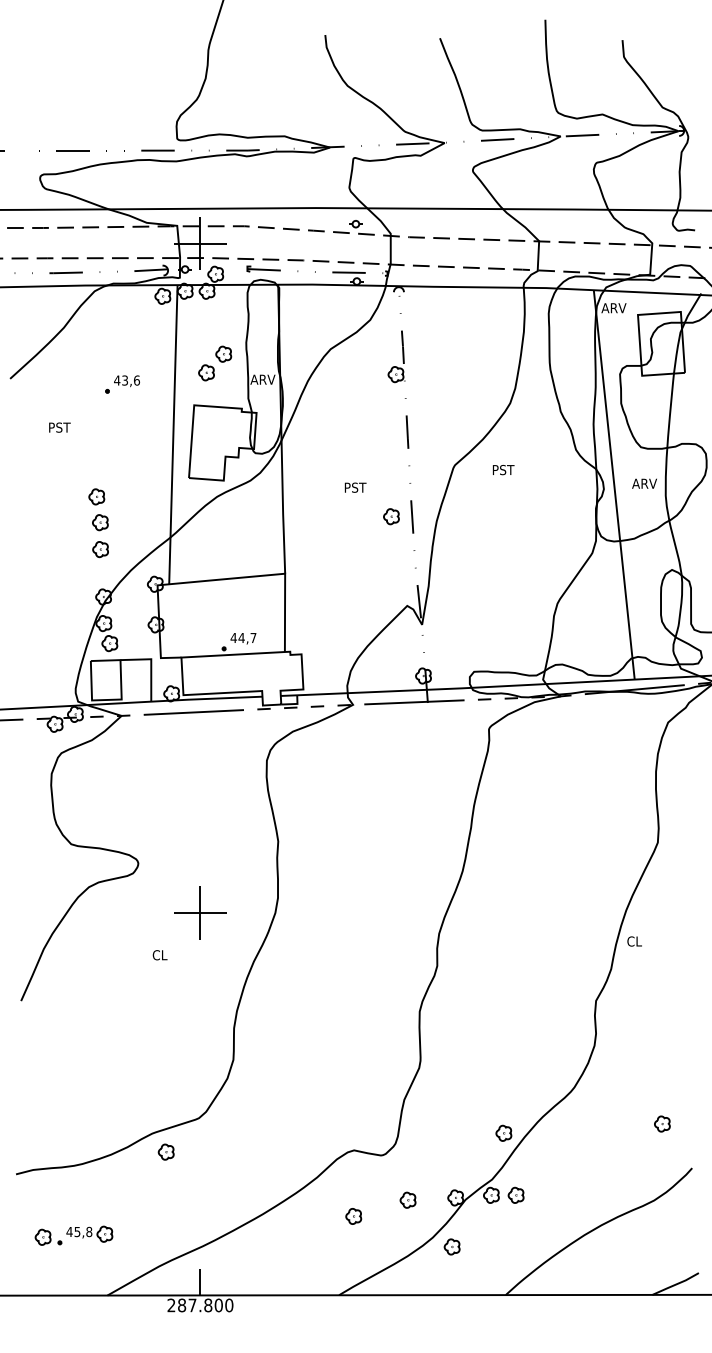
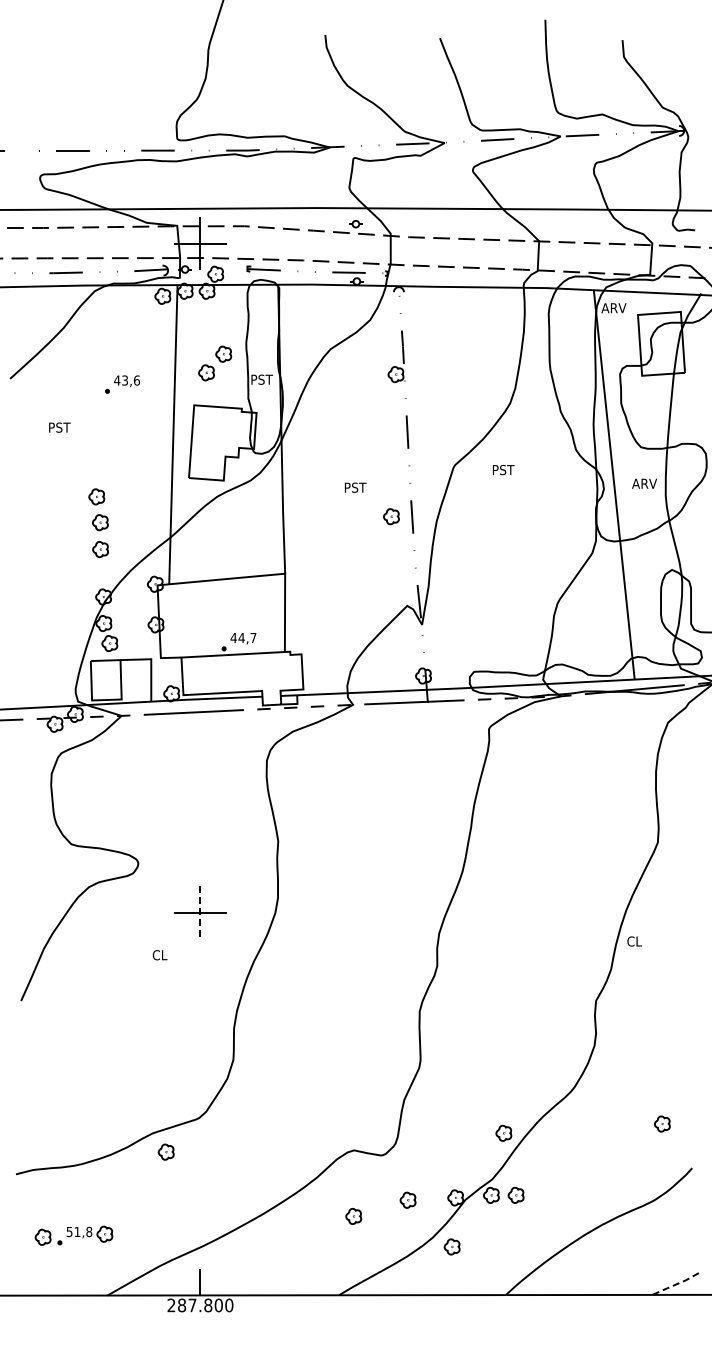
text: ARV -> PST (262, 379)
line: solid -> dashed (200, 912)
text: 45,8 -> 51,8 (73, 1232)
line: solid -> dashed (675, 1284)
